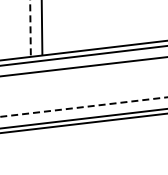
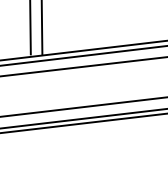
line: dashed -> solid (30, 27)
line: dashed -> solid (83, 107)
